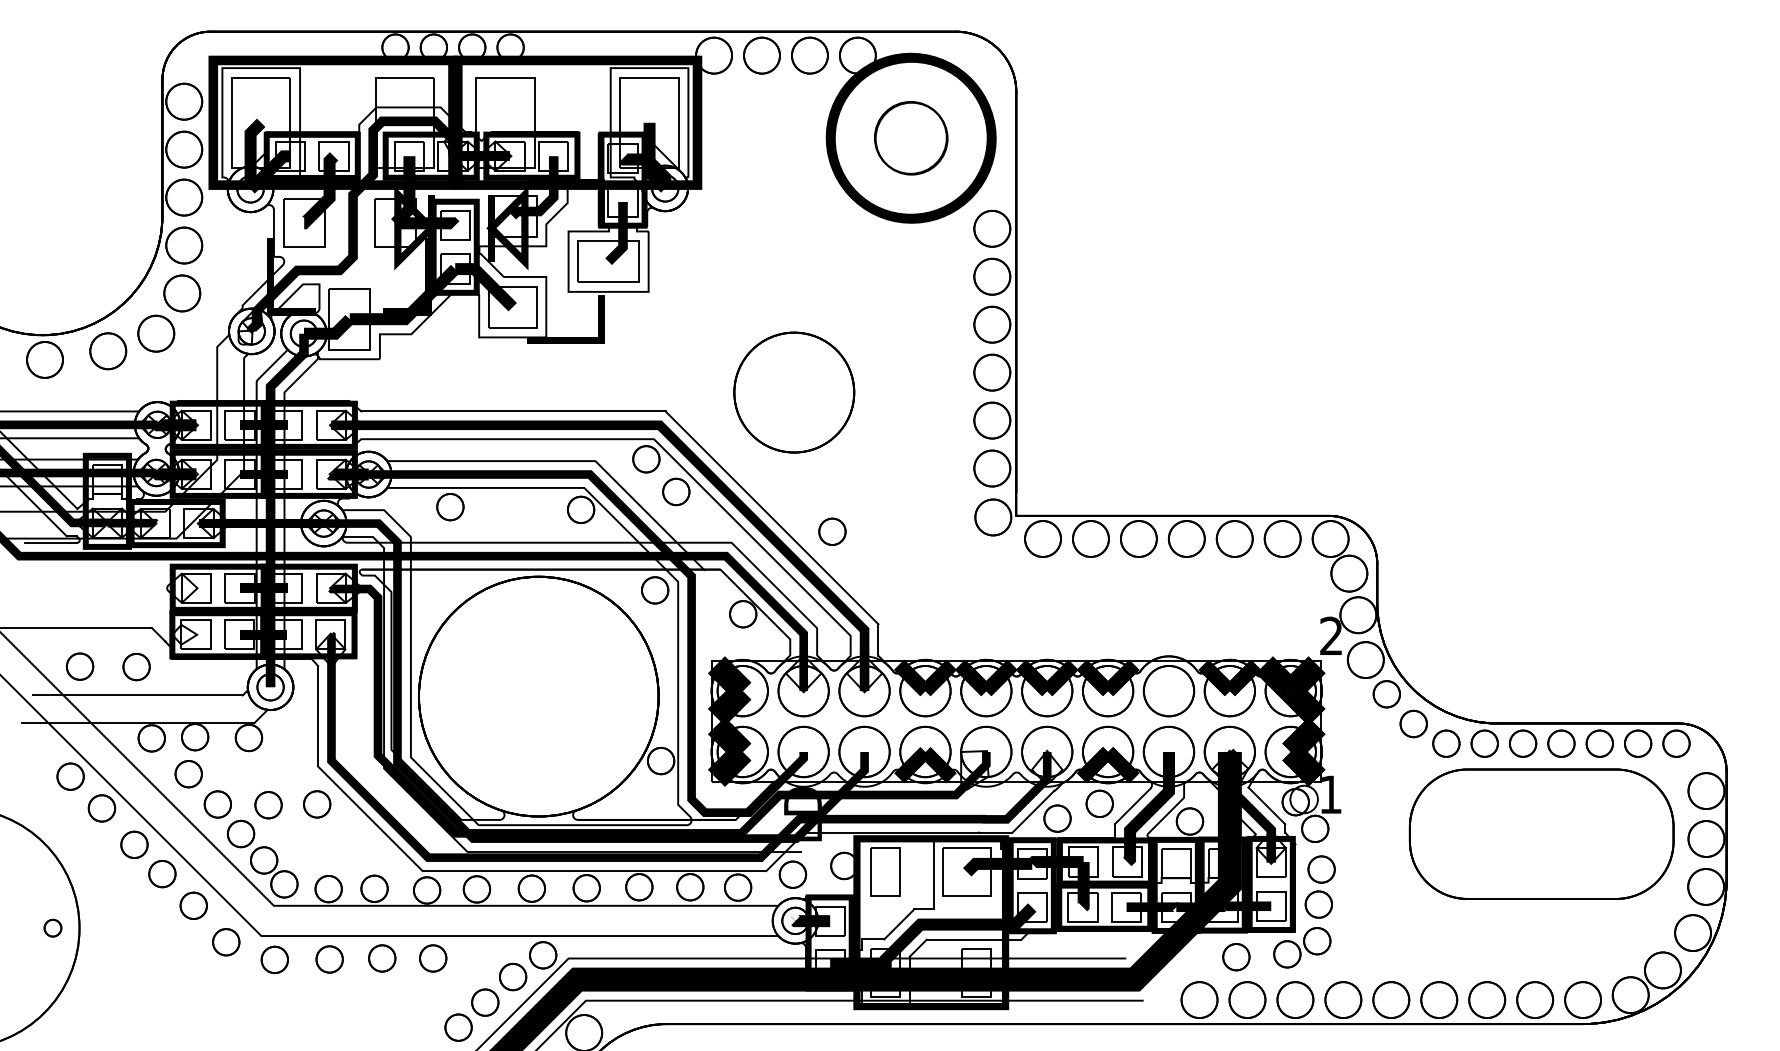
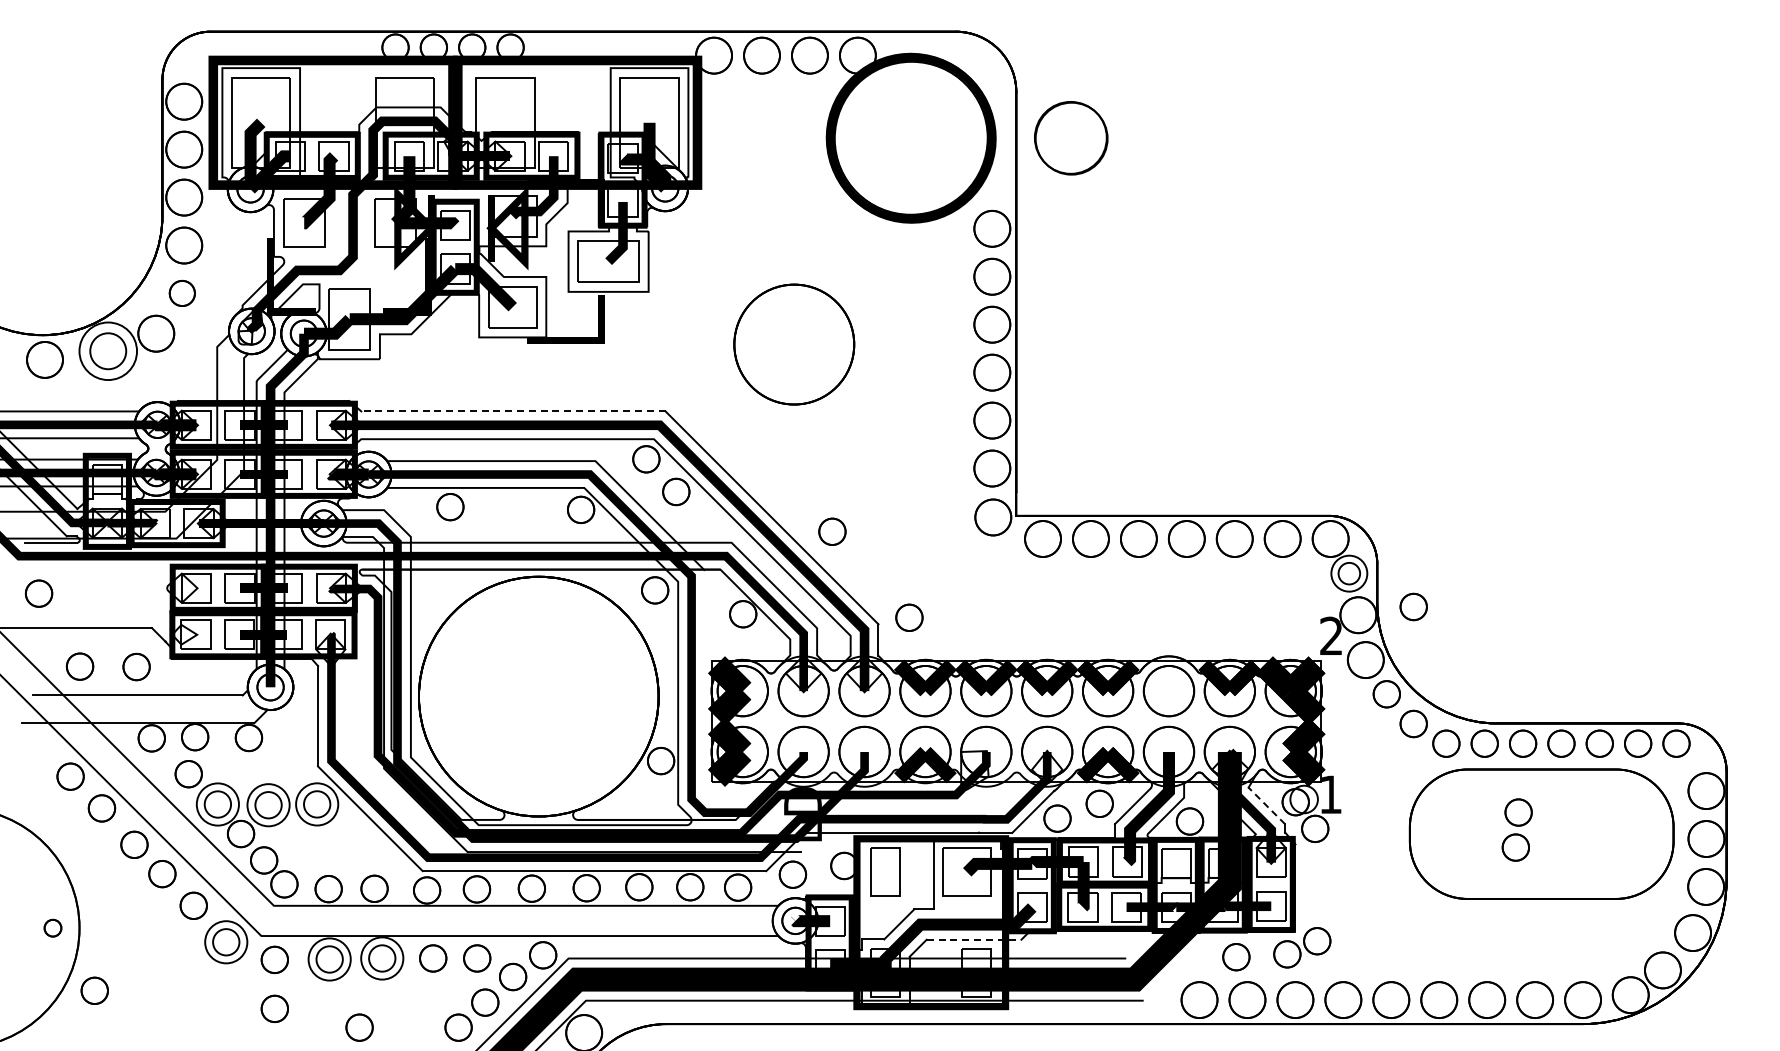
part position: (911, 138) -> (1071, 138) (1071, 138)
part size: 39x39 px -> 28x28 px (181, 292)
circle diameter: 36 px -> 58 px (108, 351)
part position: (794, 392) -> (794, 344) (794, 344)
line: solid -> dashed (512, 411)
circle diameter: 36 px -> 22 px (1349, 573)
part: none -> present (38, 593)
part: none -> present (1413, 606)
circle: none -> present (909, 617)
circle diameter: 26 px -> 42 px (217, 804)
circle diameter: 26 px -> 42 px (317, 804)
circle diameter: 26 px -> 42 px (268, 805)
line: solid -> dashed (1266, 805)
part position: (1319, 886) -> (1516, 829) (1516, 829)
line: solid -> dashed (974, 939)
circle diameter: 26 px -> 42 px (226, 942)
circle diameter: 26 px -> 42 px (382, 958)
circle: none -> present (477, 958)
circle diameter: 26 px -> 42 px (329, 959)
circle: none -> present (94, 990)
circle: none -> present (274, 1008)
circle: none -> present (359, 1027)
